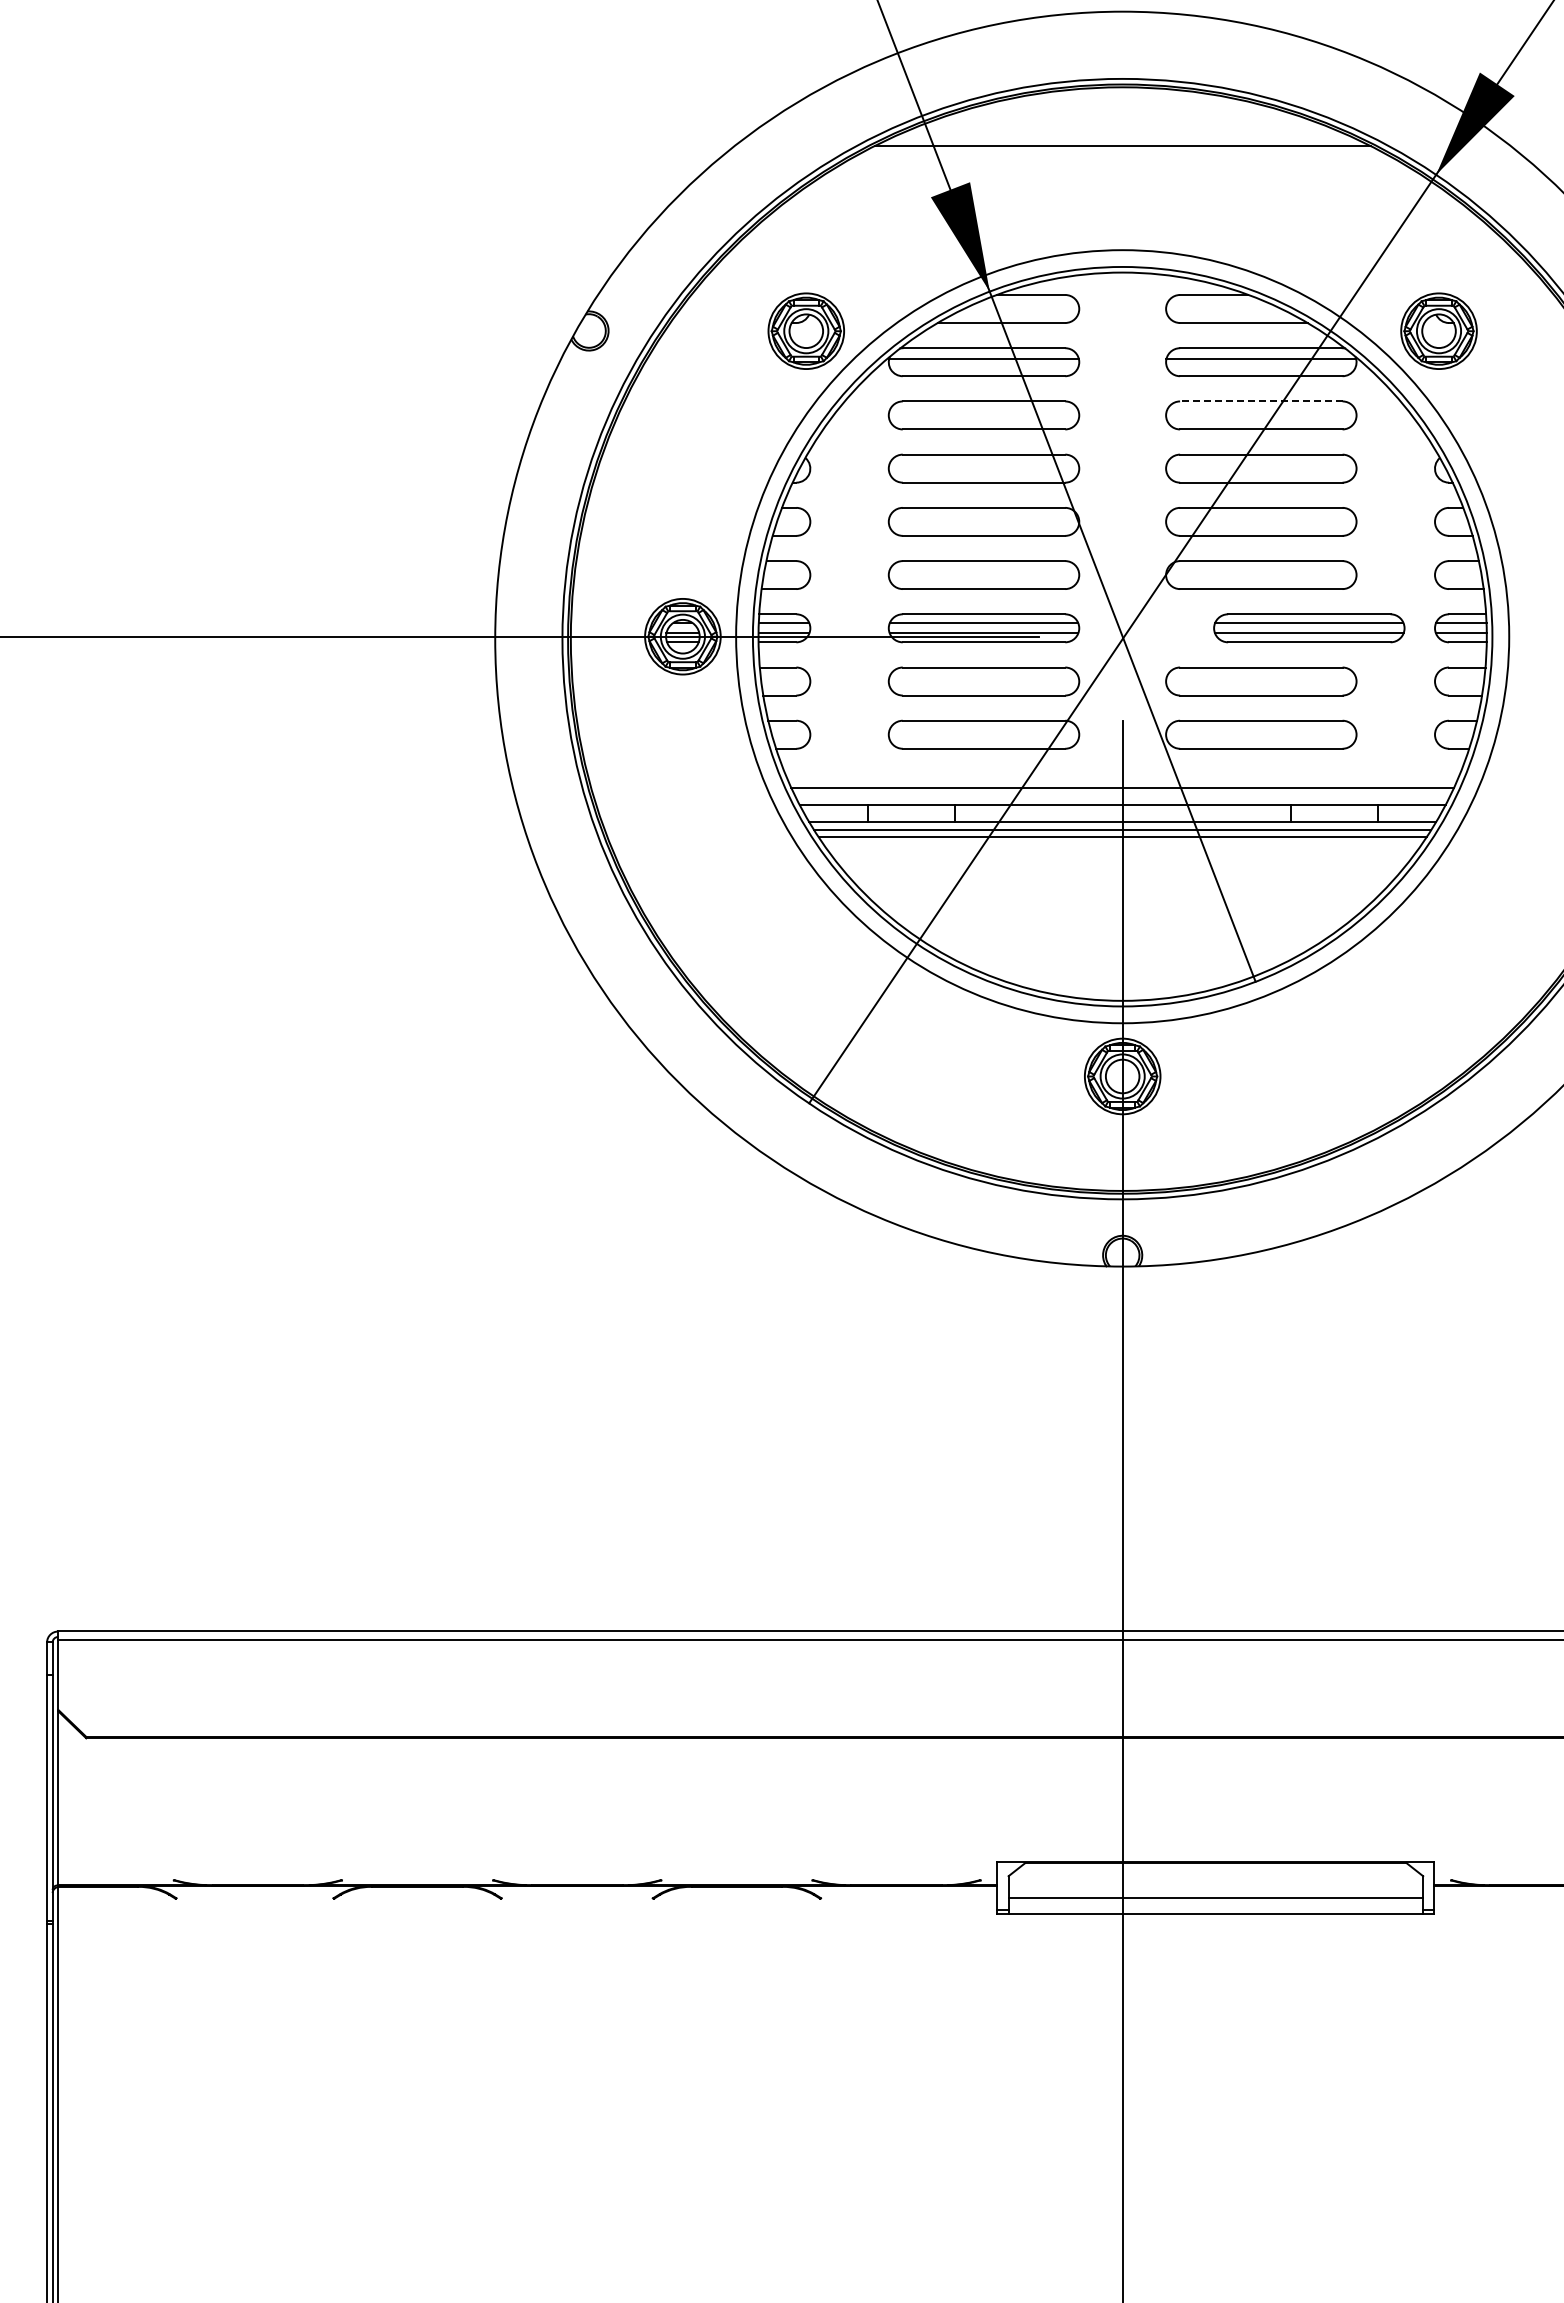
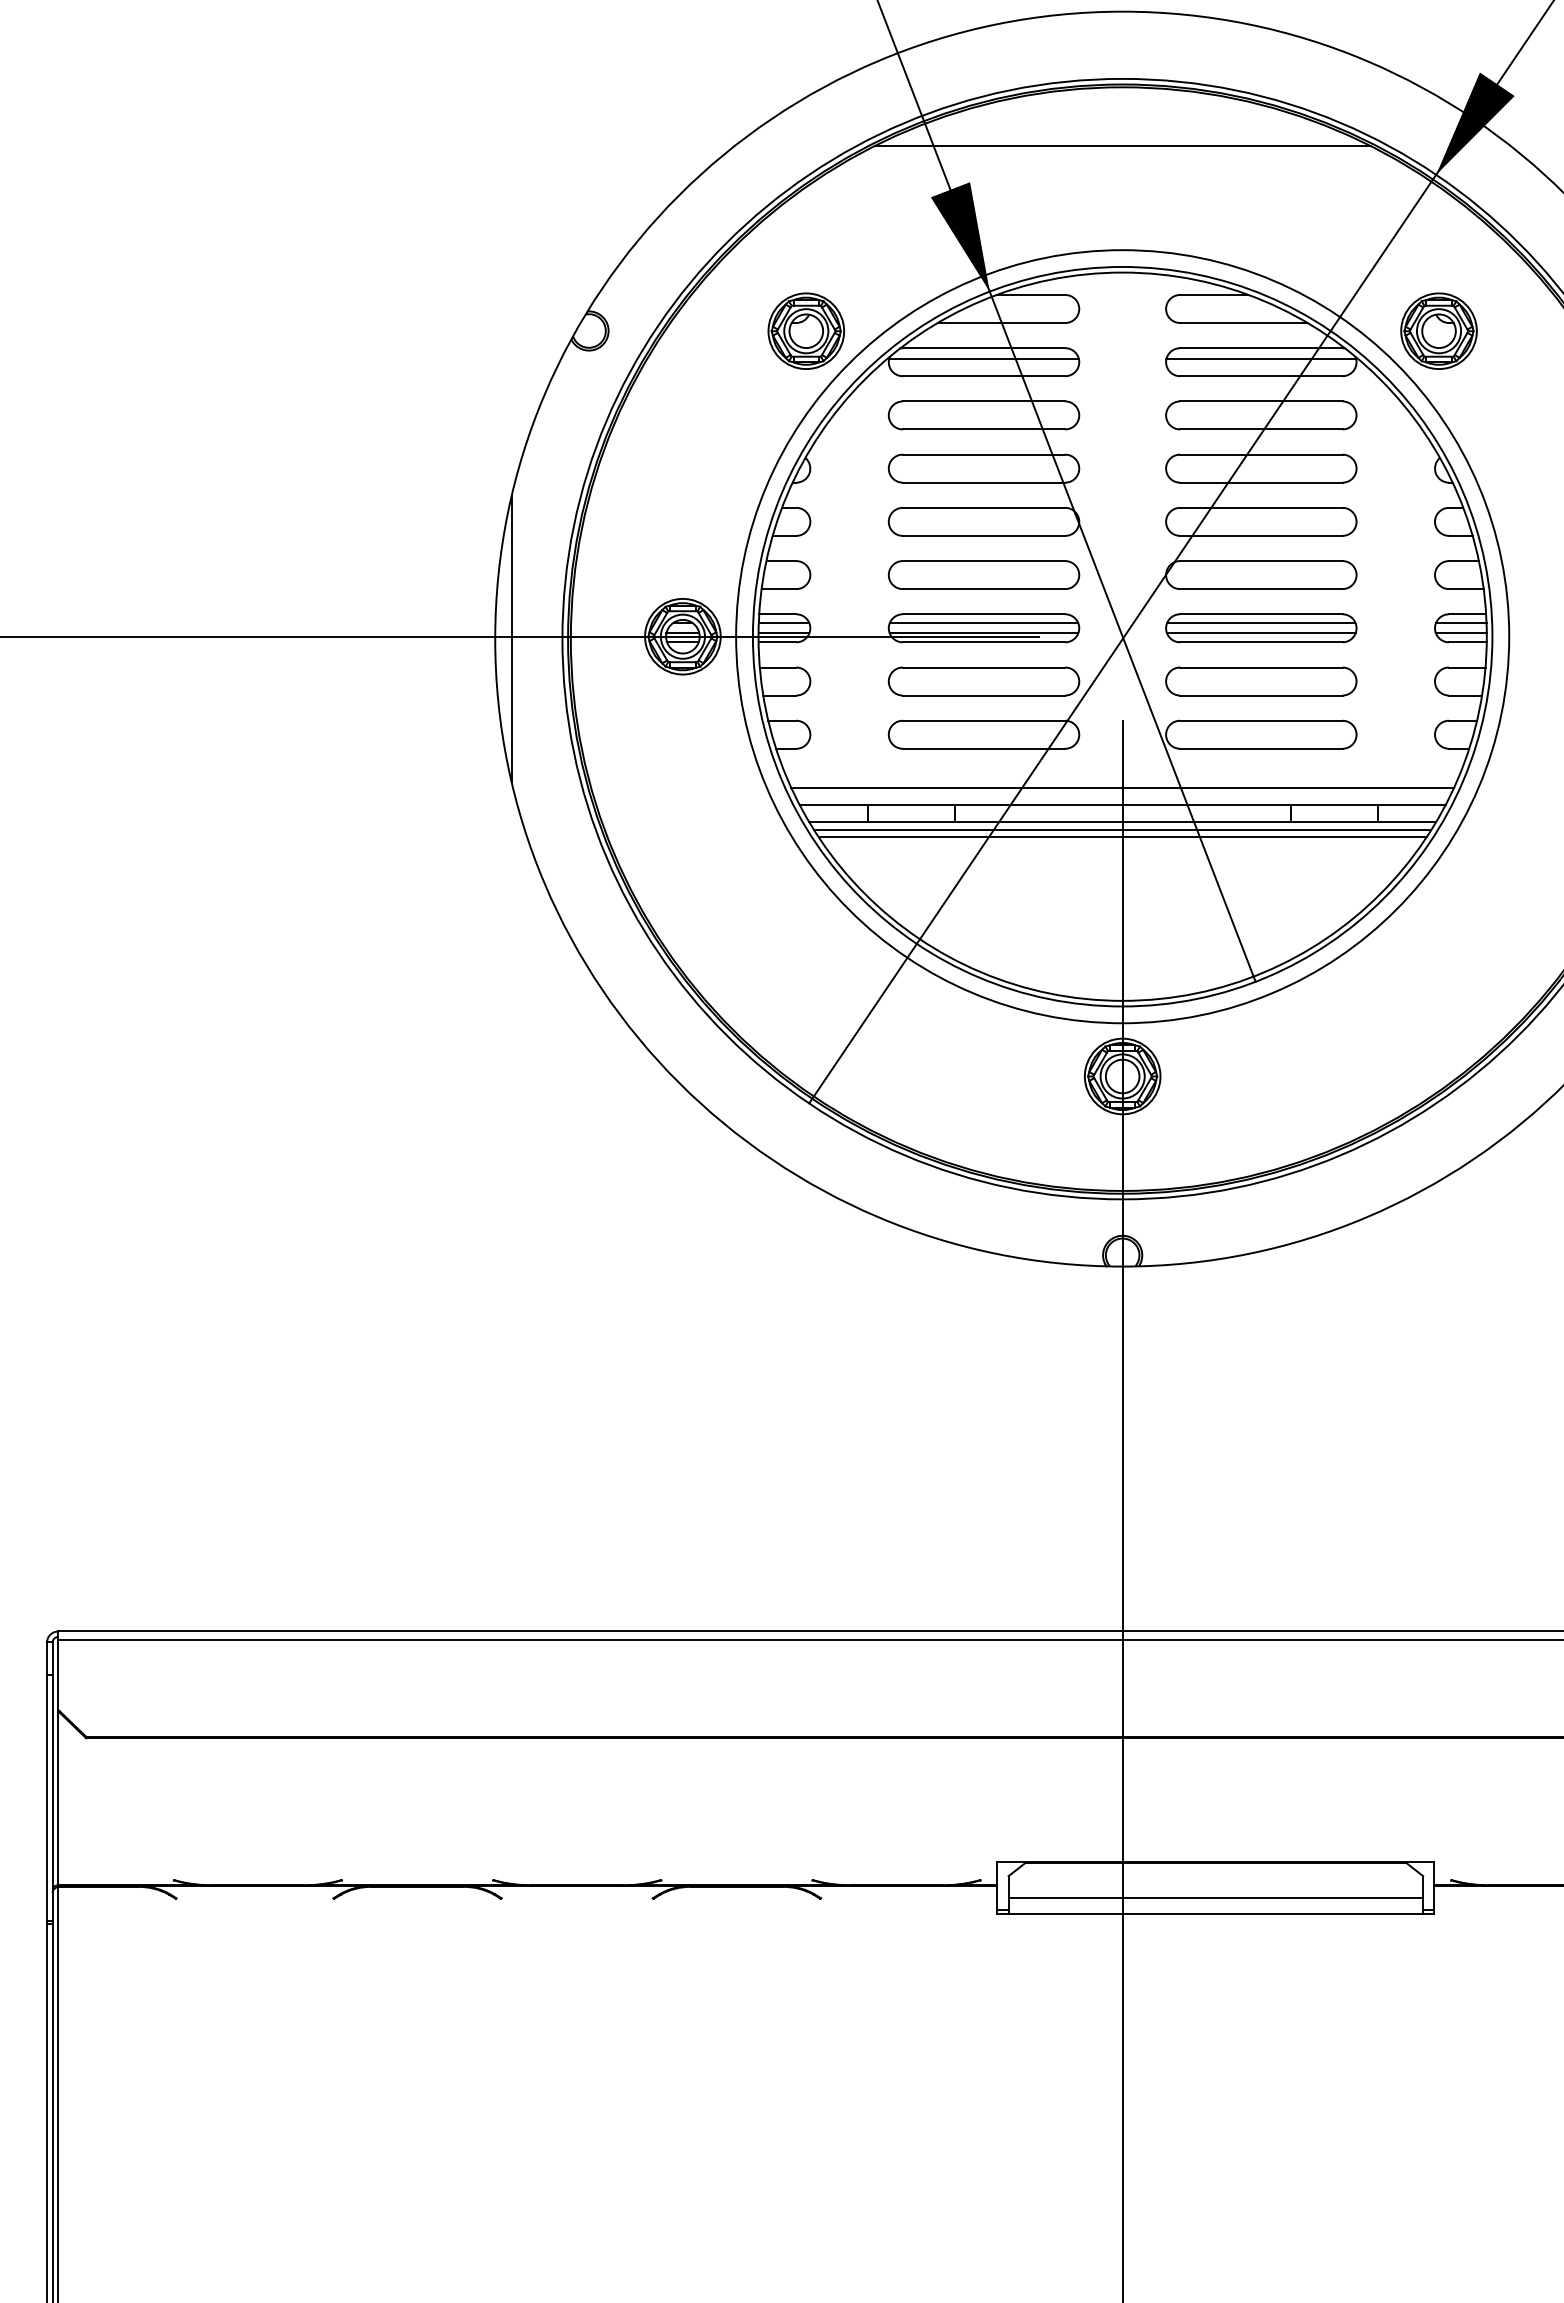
line: dashed -> solid (1260, 401)
part position: (1309, 628) -> (1261, 628) (1261, 628)
line: none -> present (512, 638)
